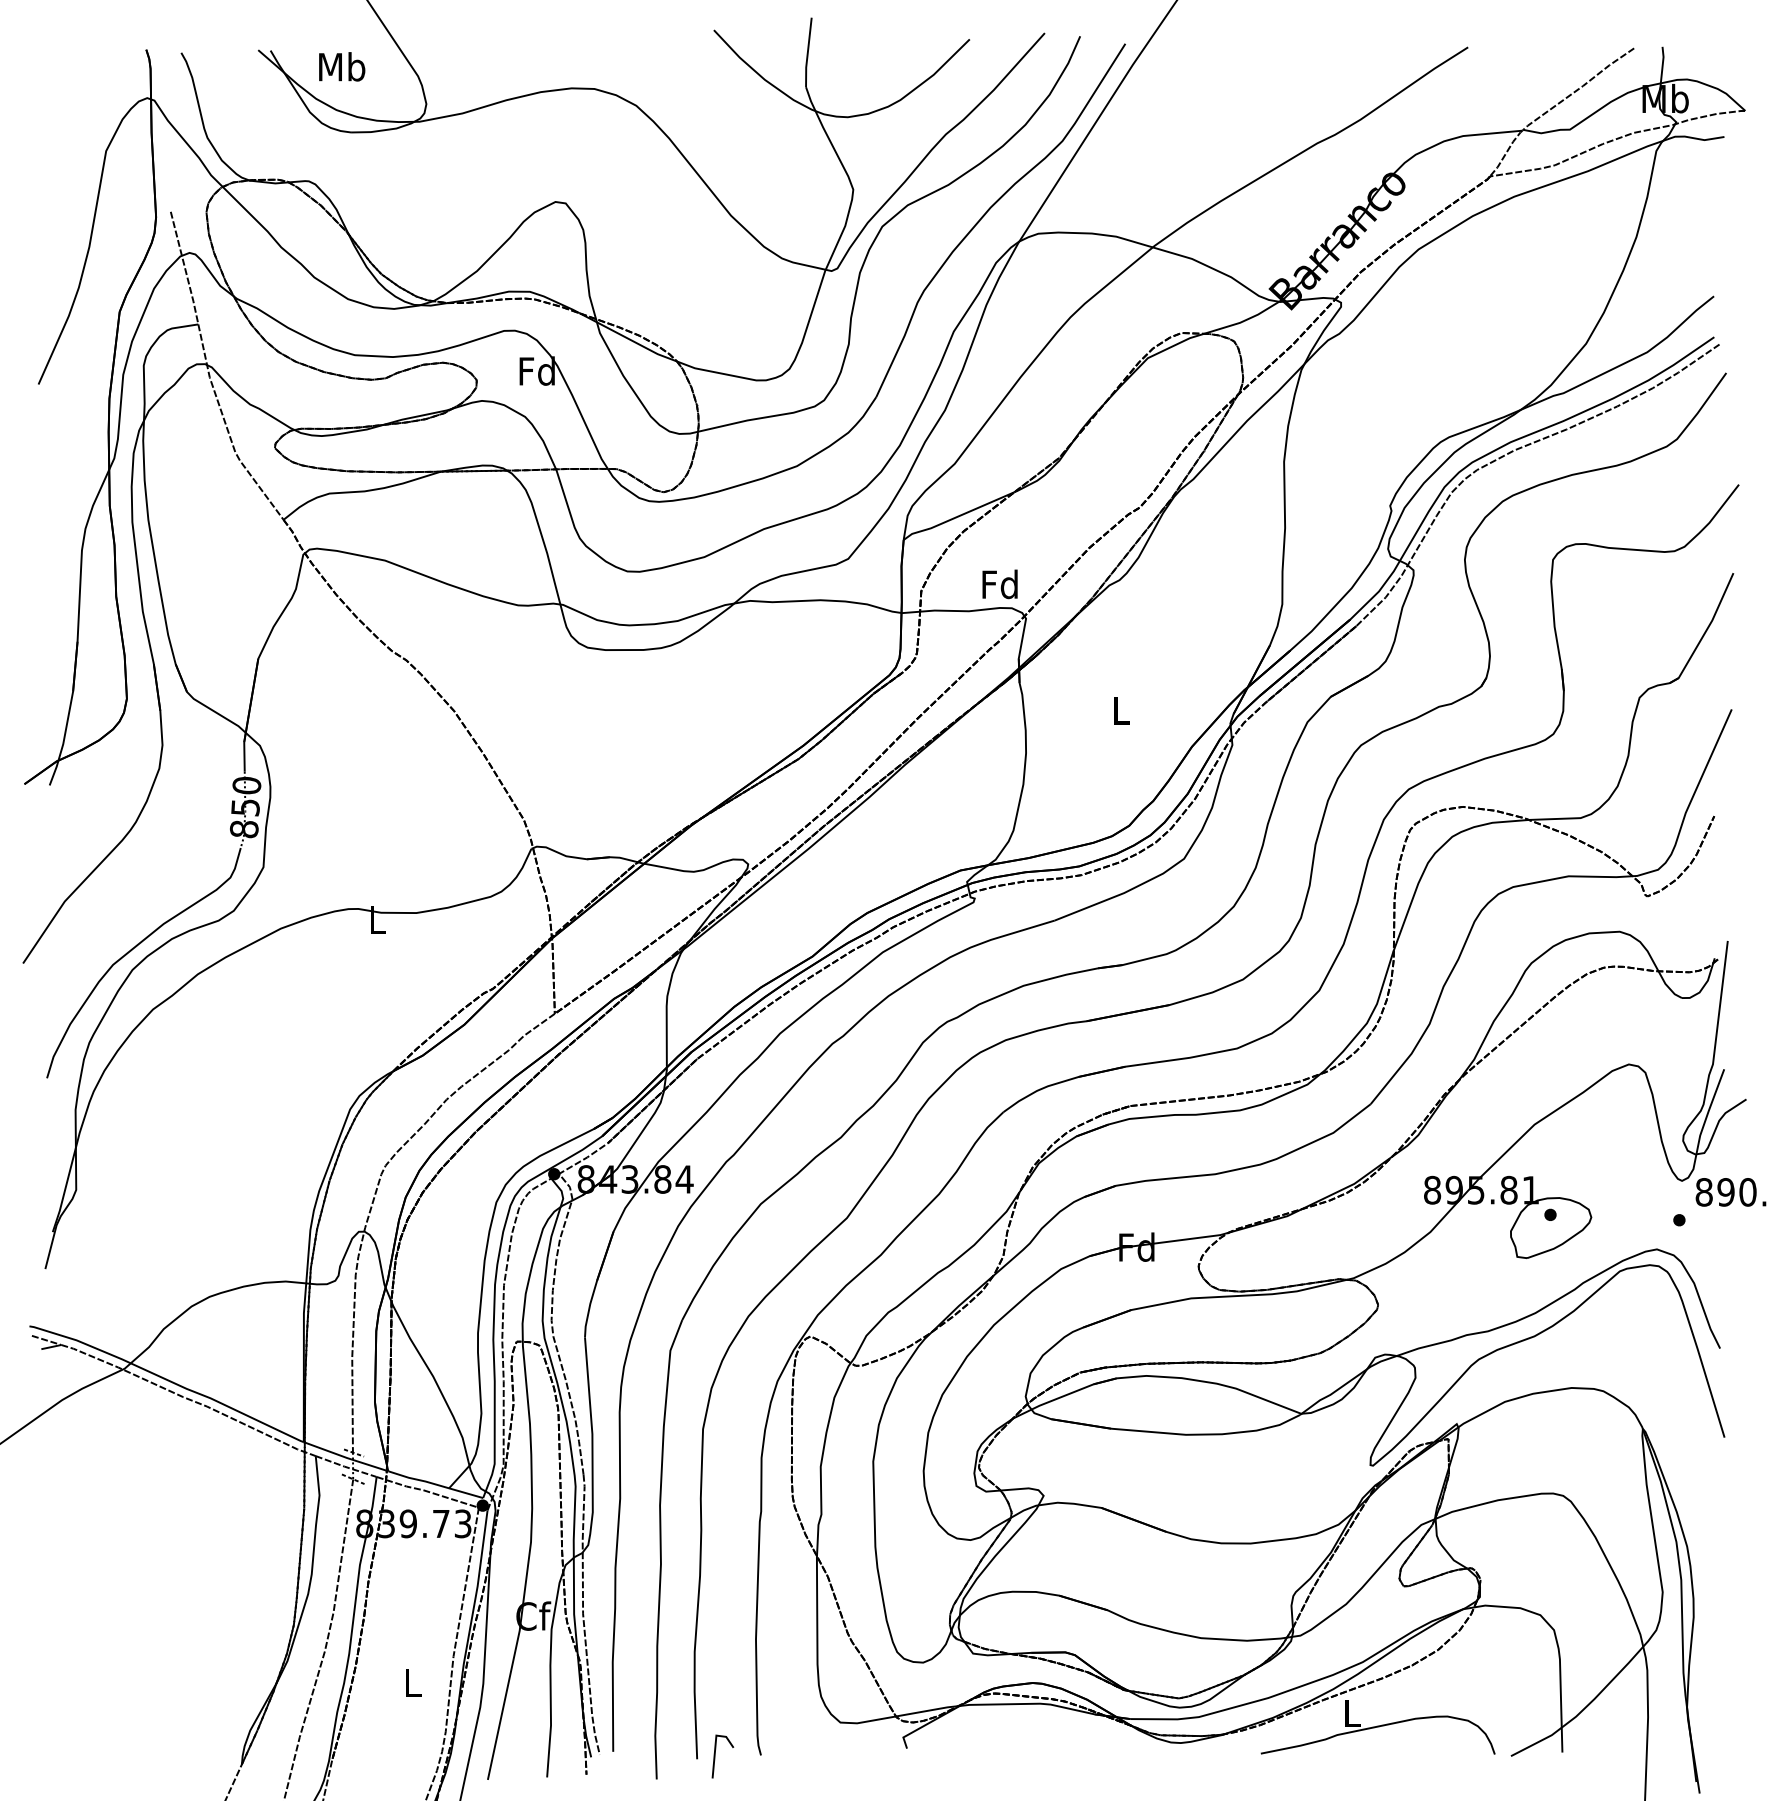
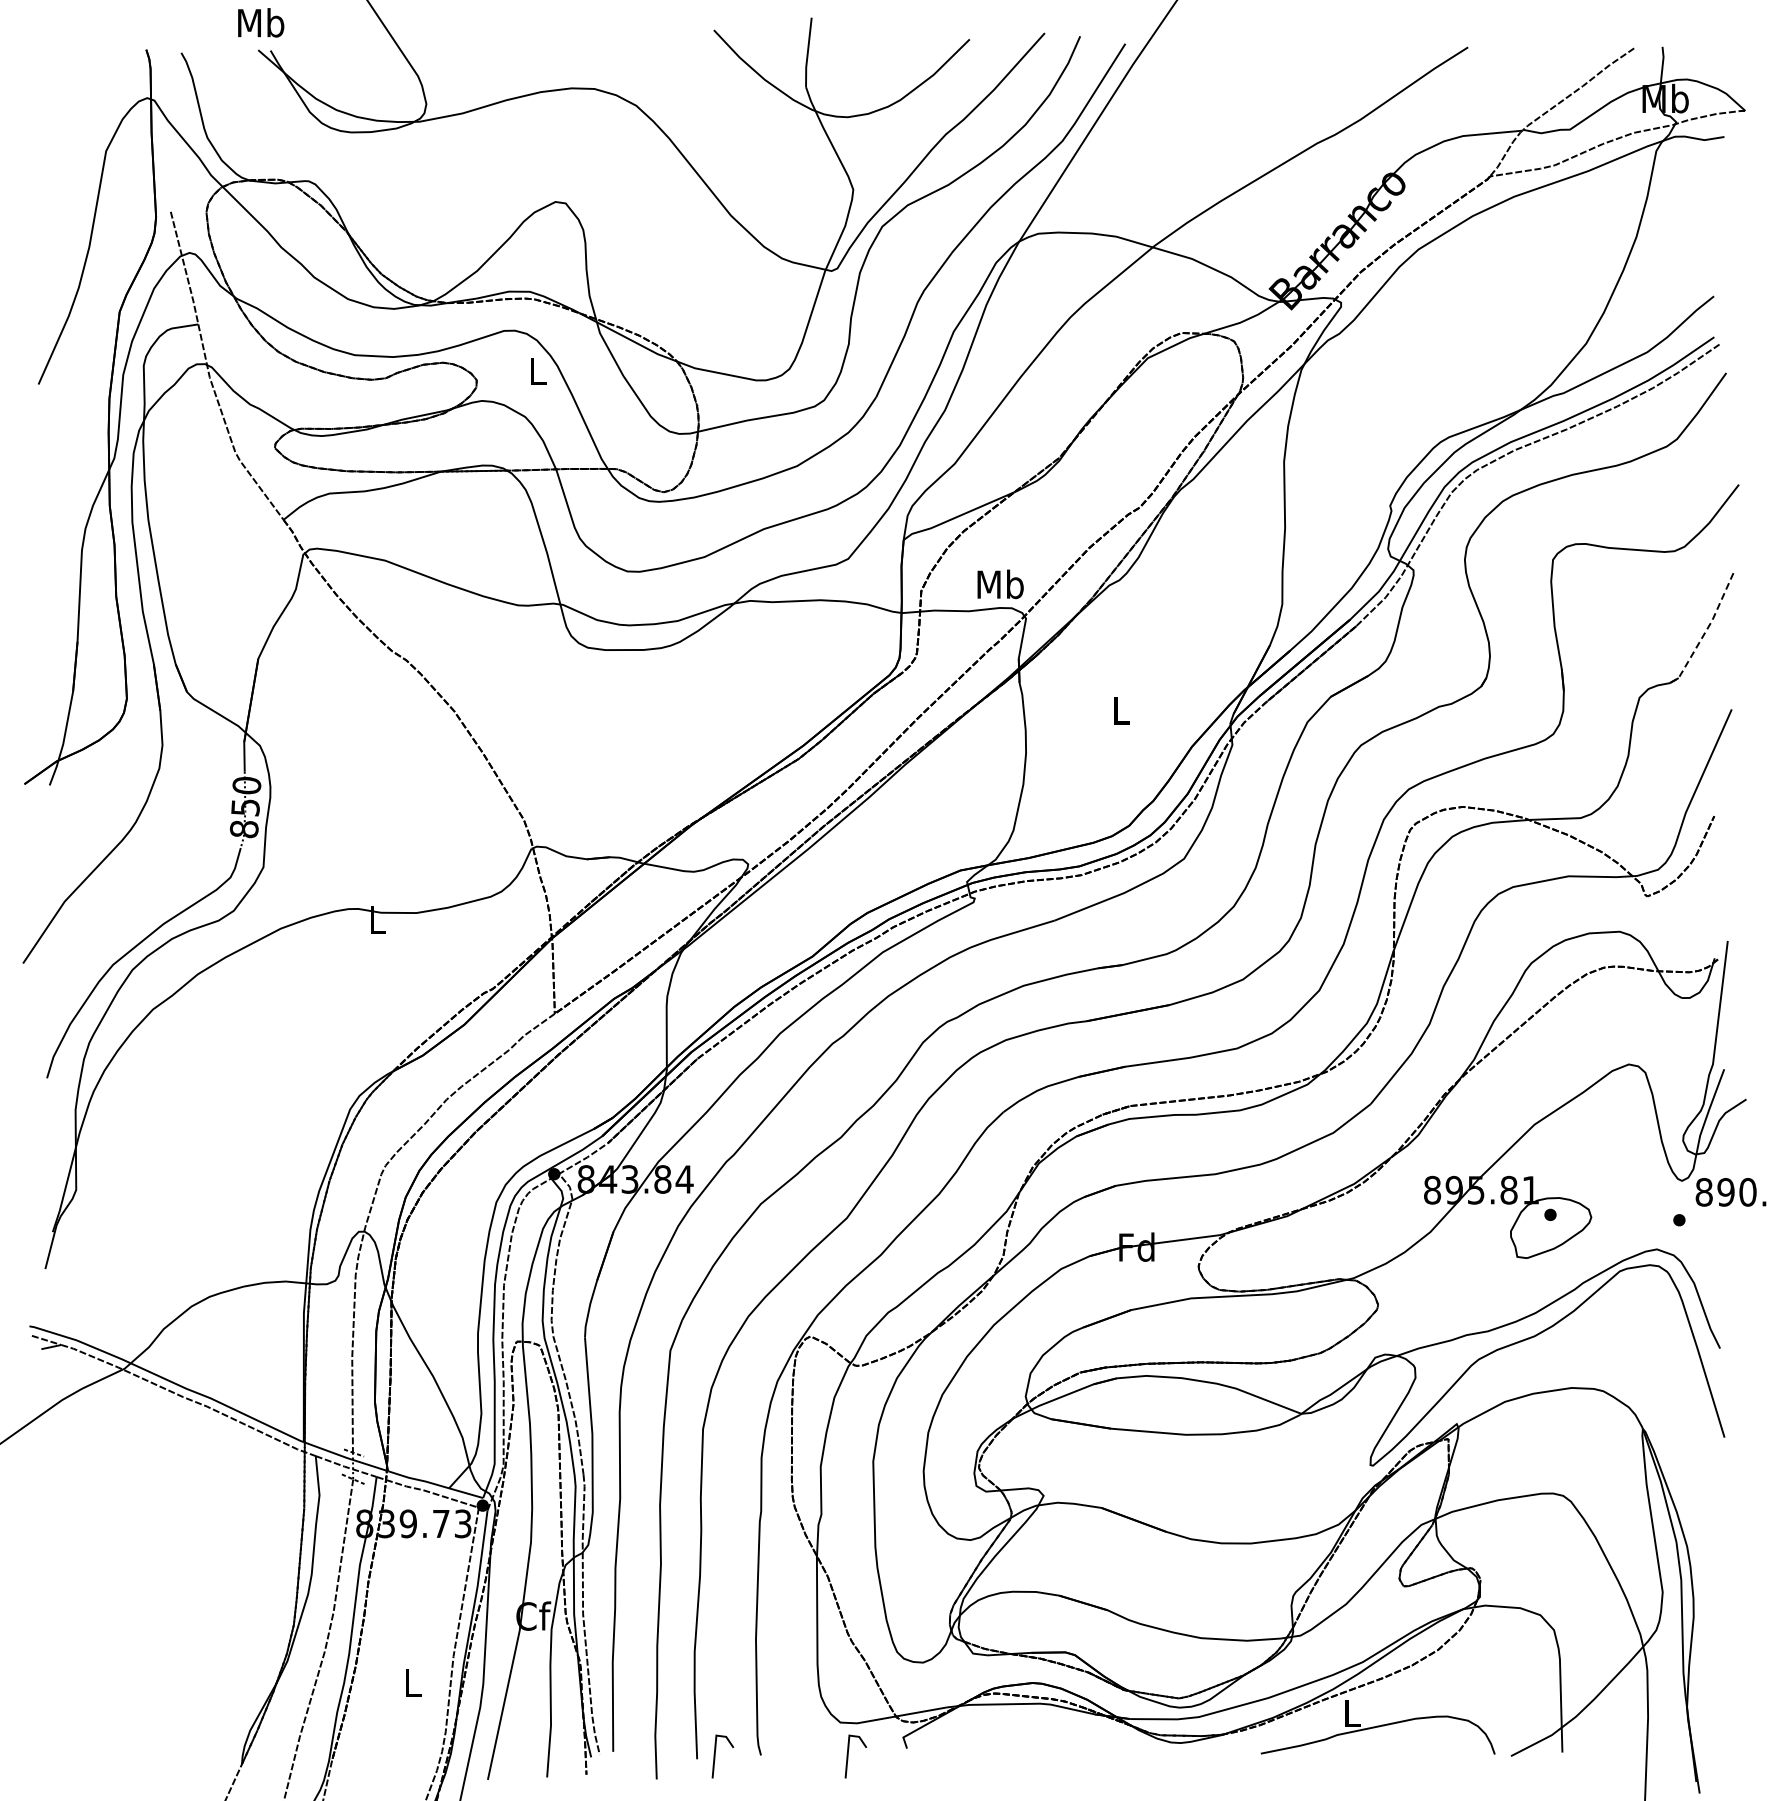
text position: (342, 66) -> (261, 22) (261, 22)
text: Fd -> L (536, 370)
text: Fd -> Mb (1000, 584)
line: solid -> dashed (1705, 631)
line: none -> present (848, 1756)
